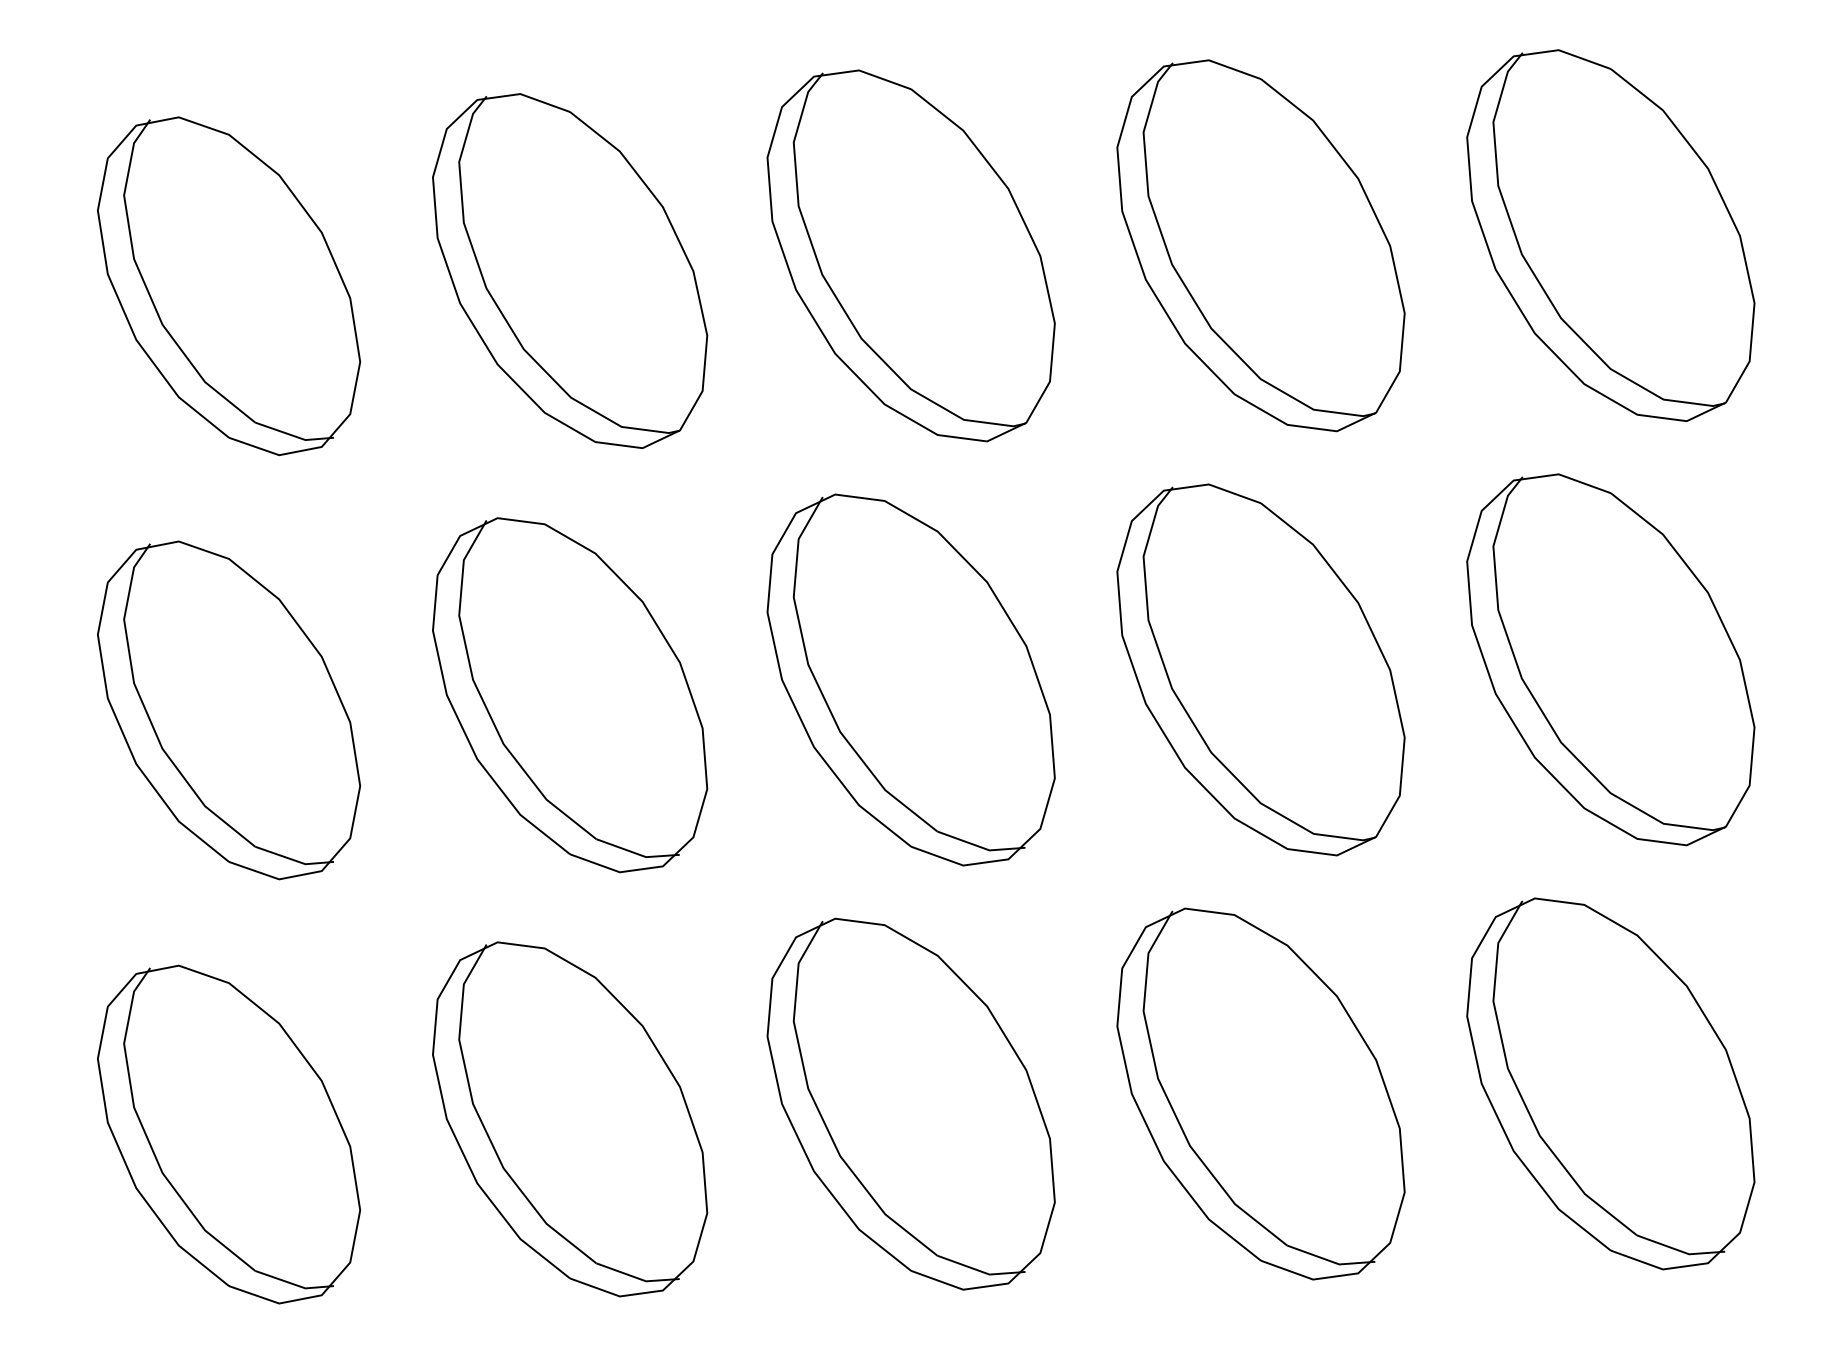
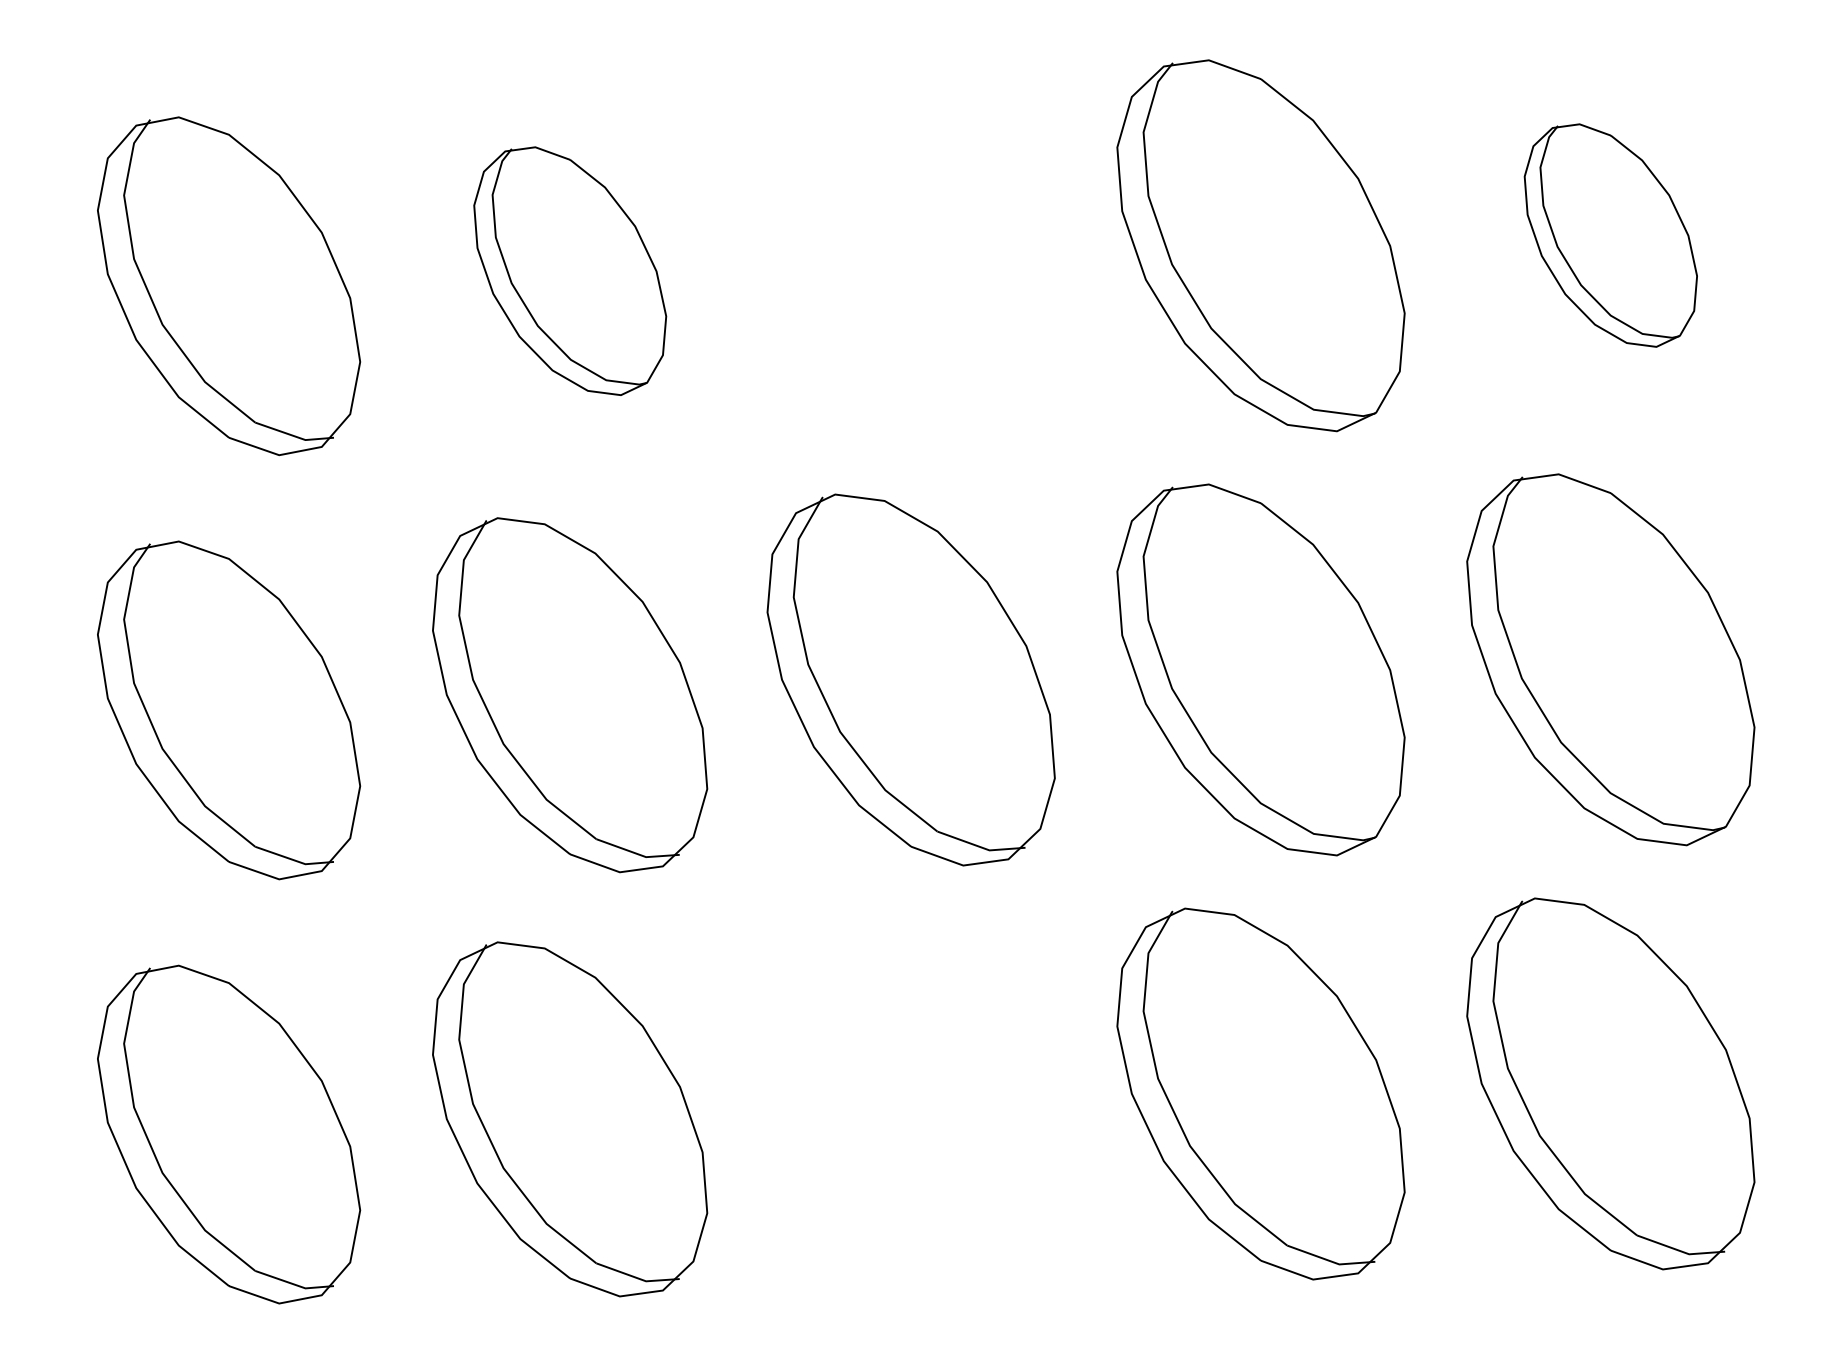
part size: 290x373 px -> 175x225 px (1610, 235)
part: present -> none (910, 255)
part size: 277x357 px -> 195x250 px (570, 270)
part: present -> none (910, 1103)
